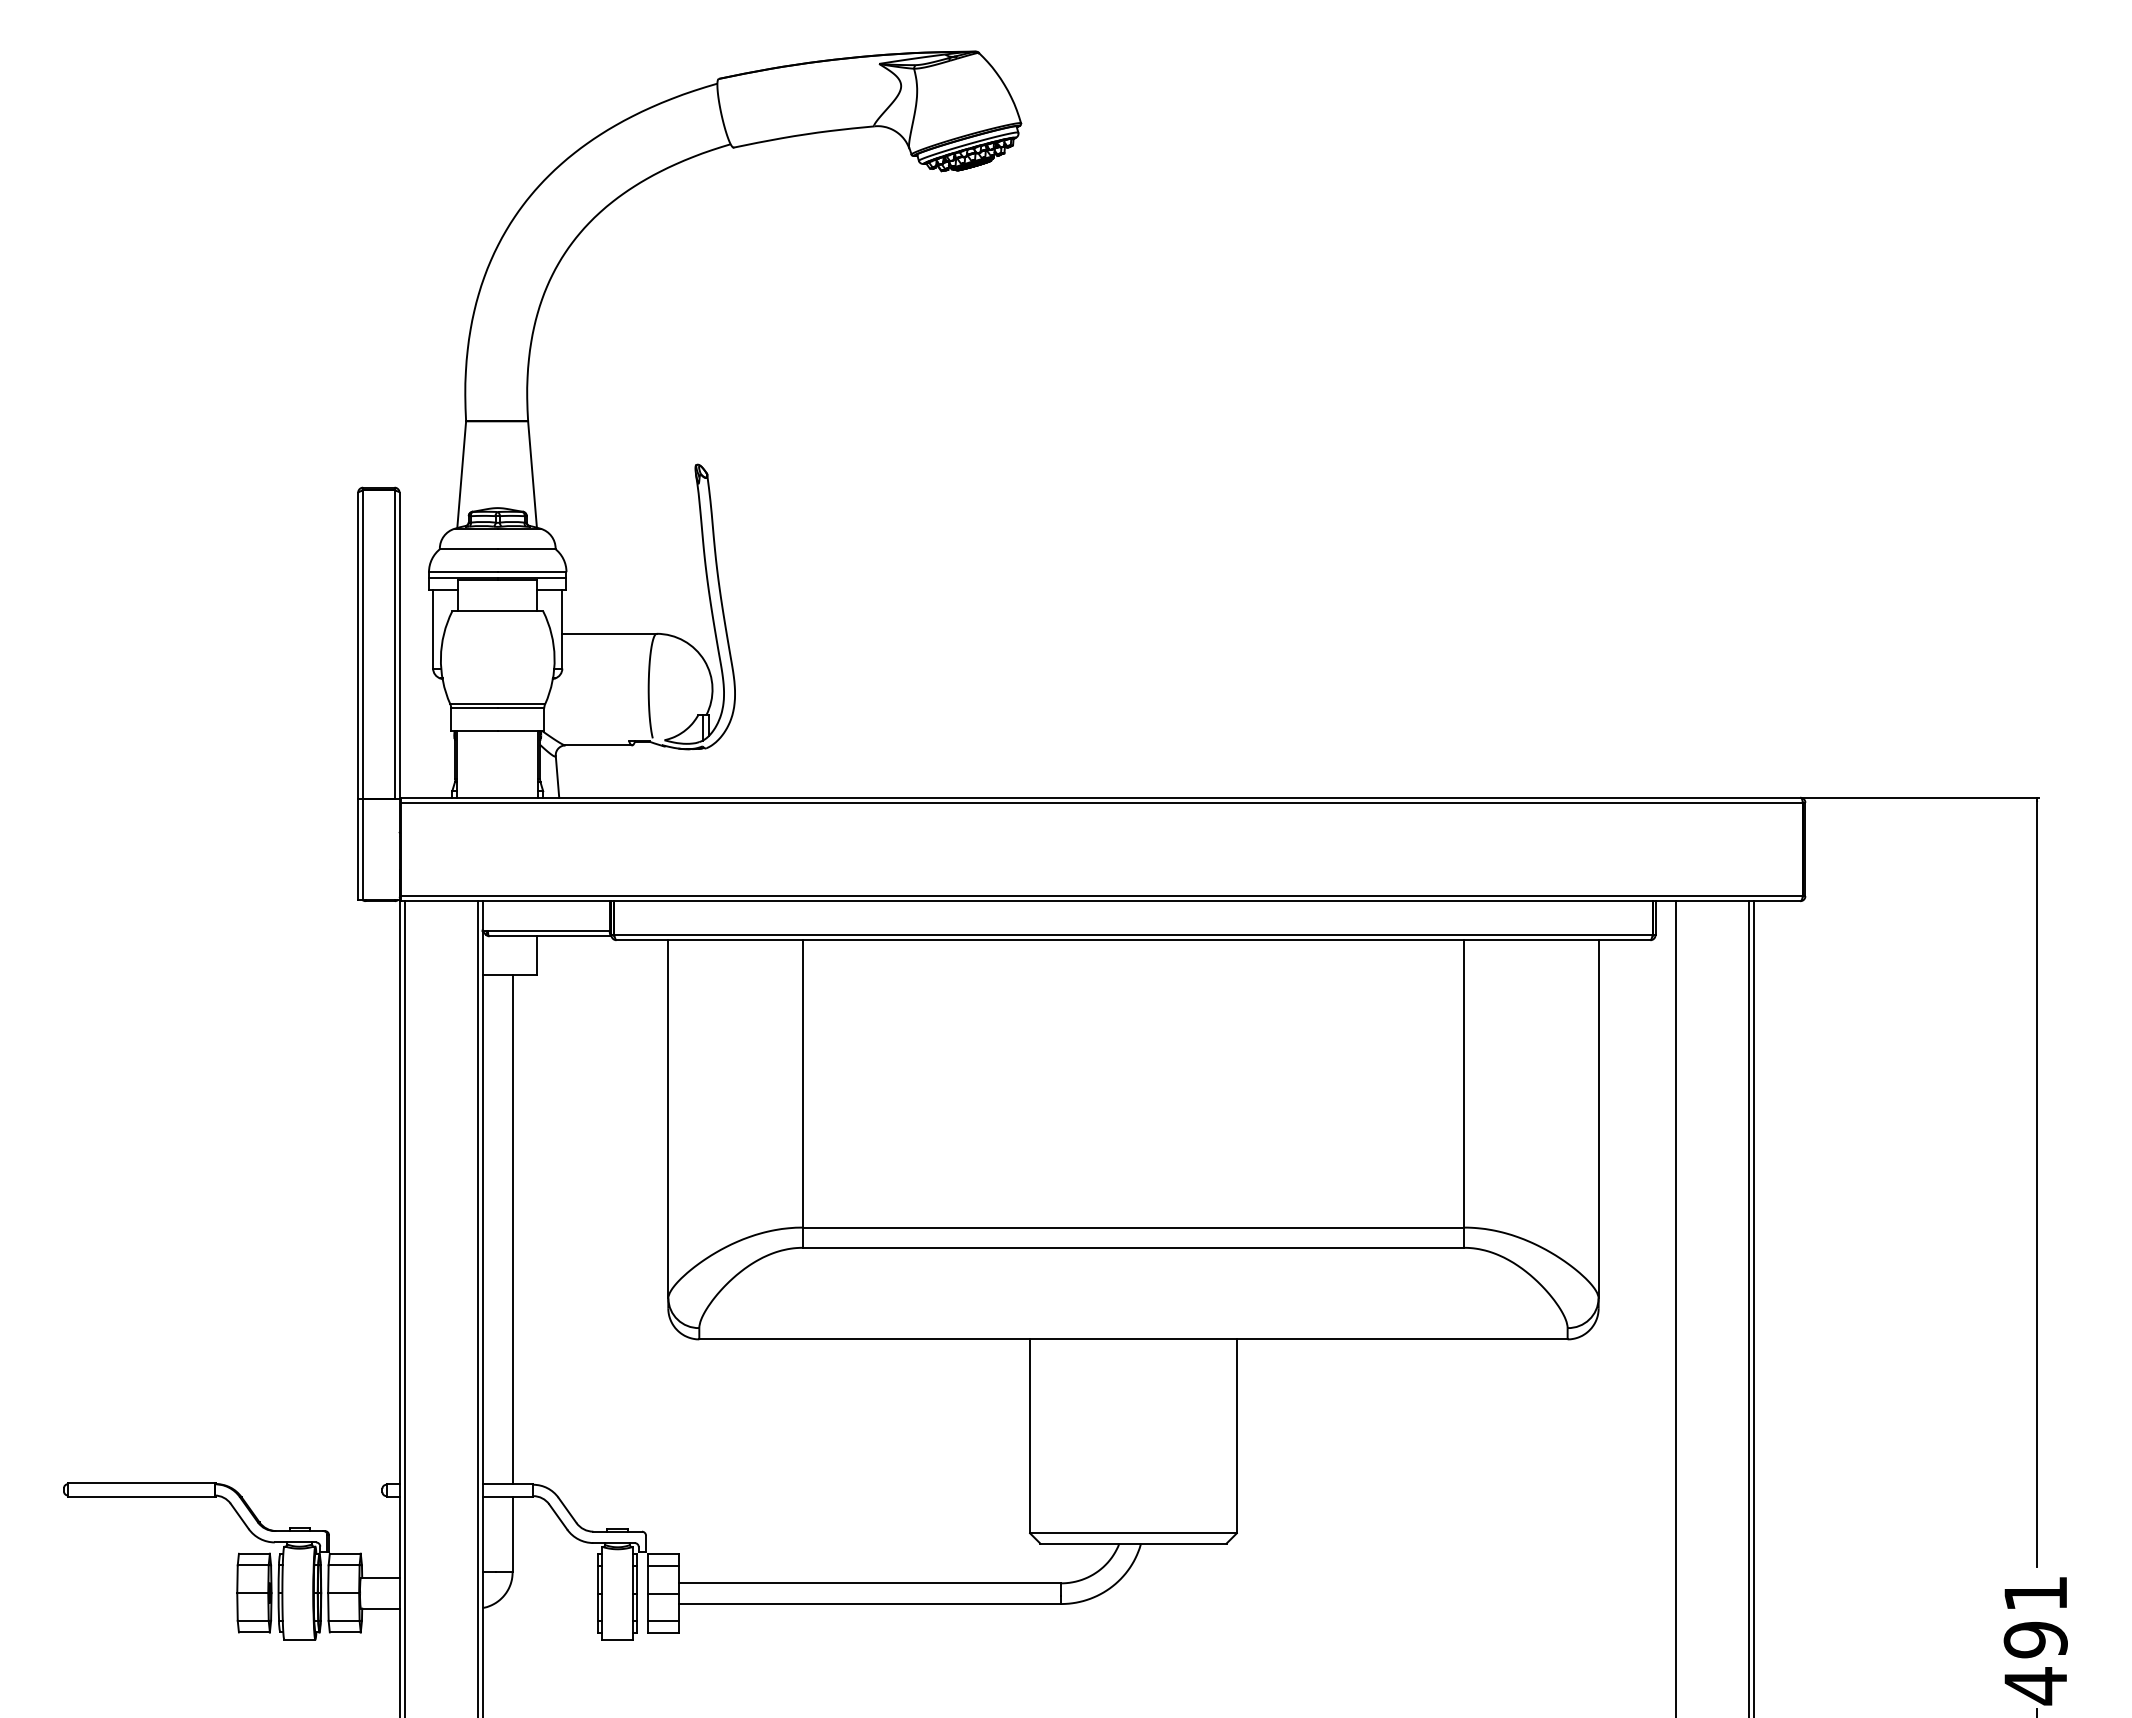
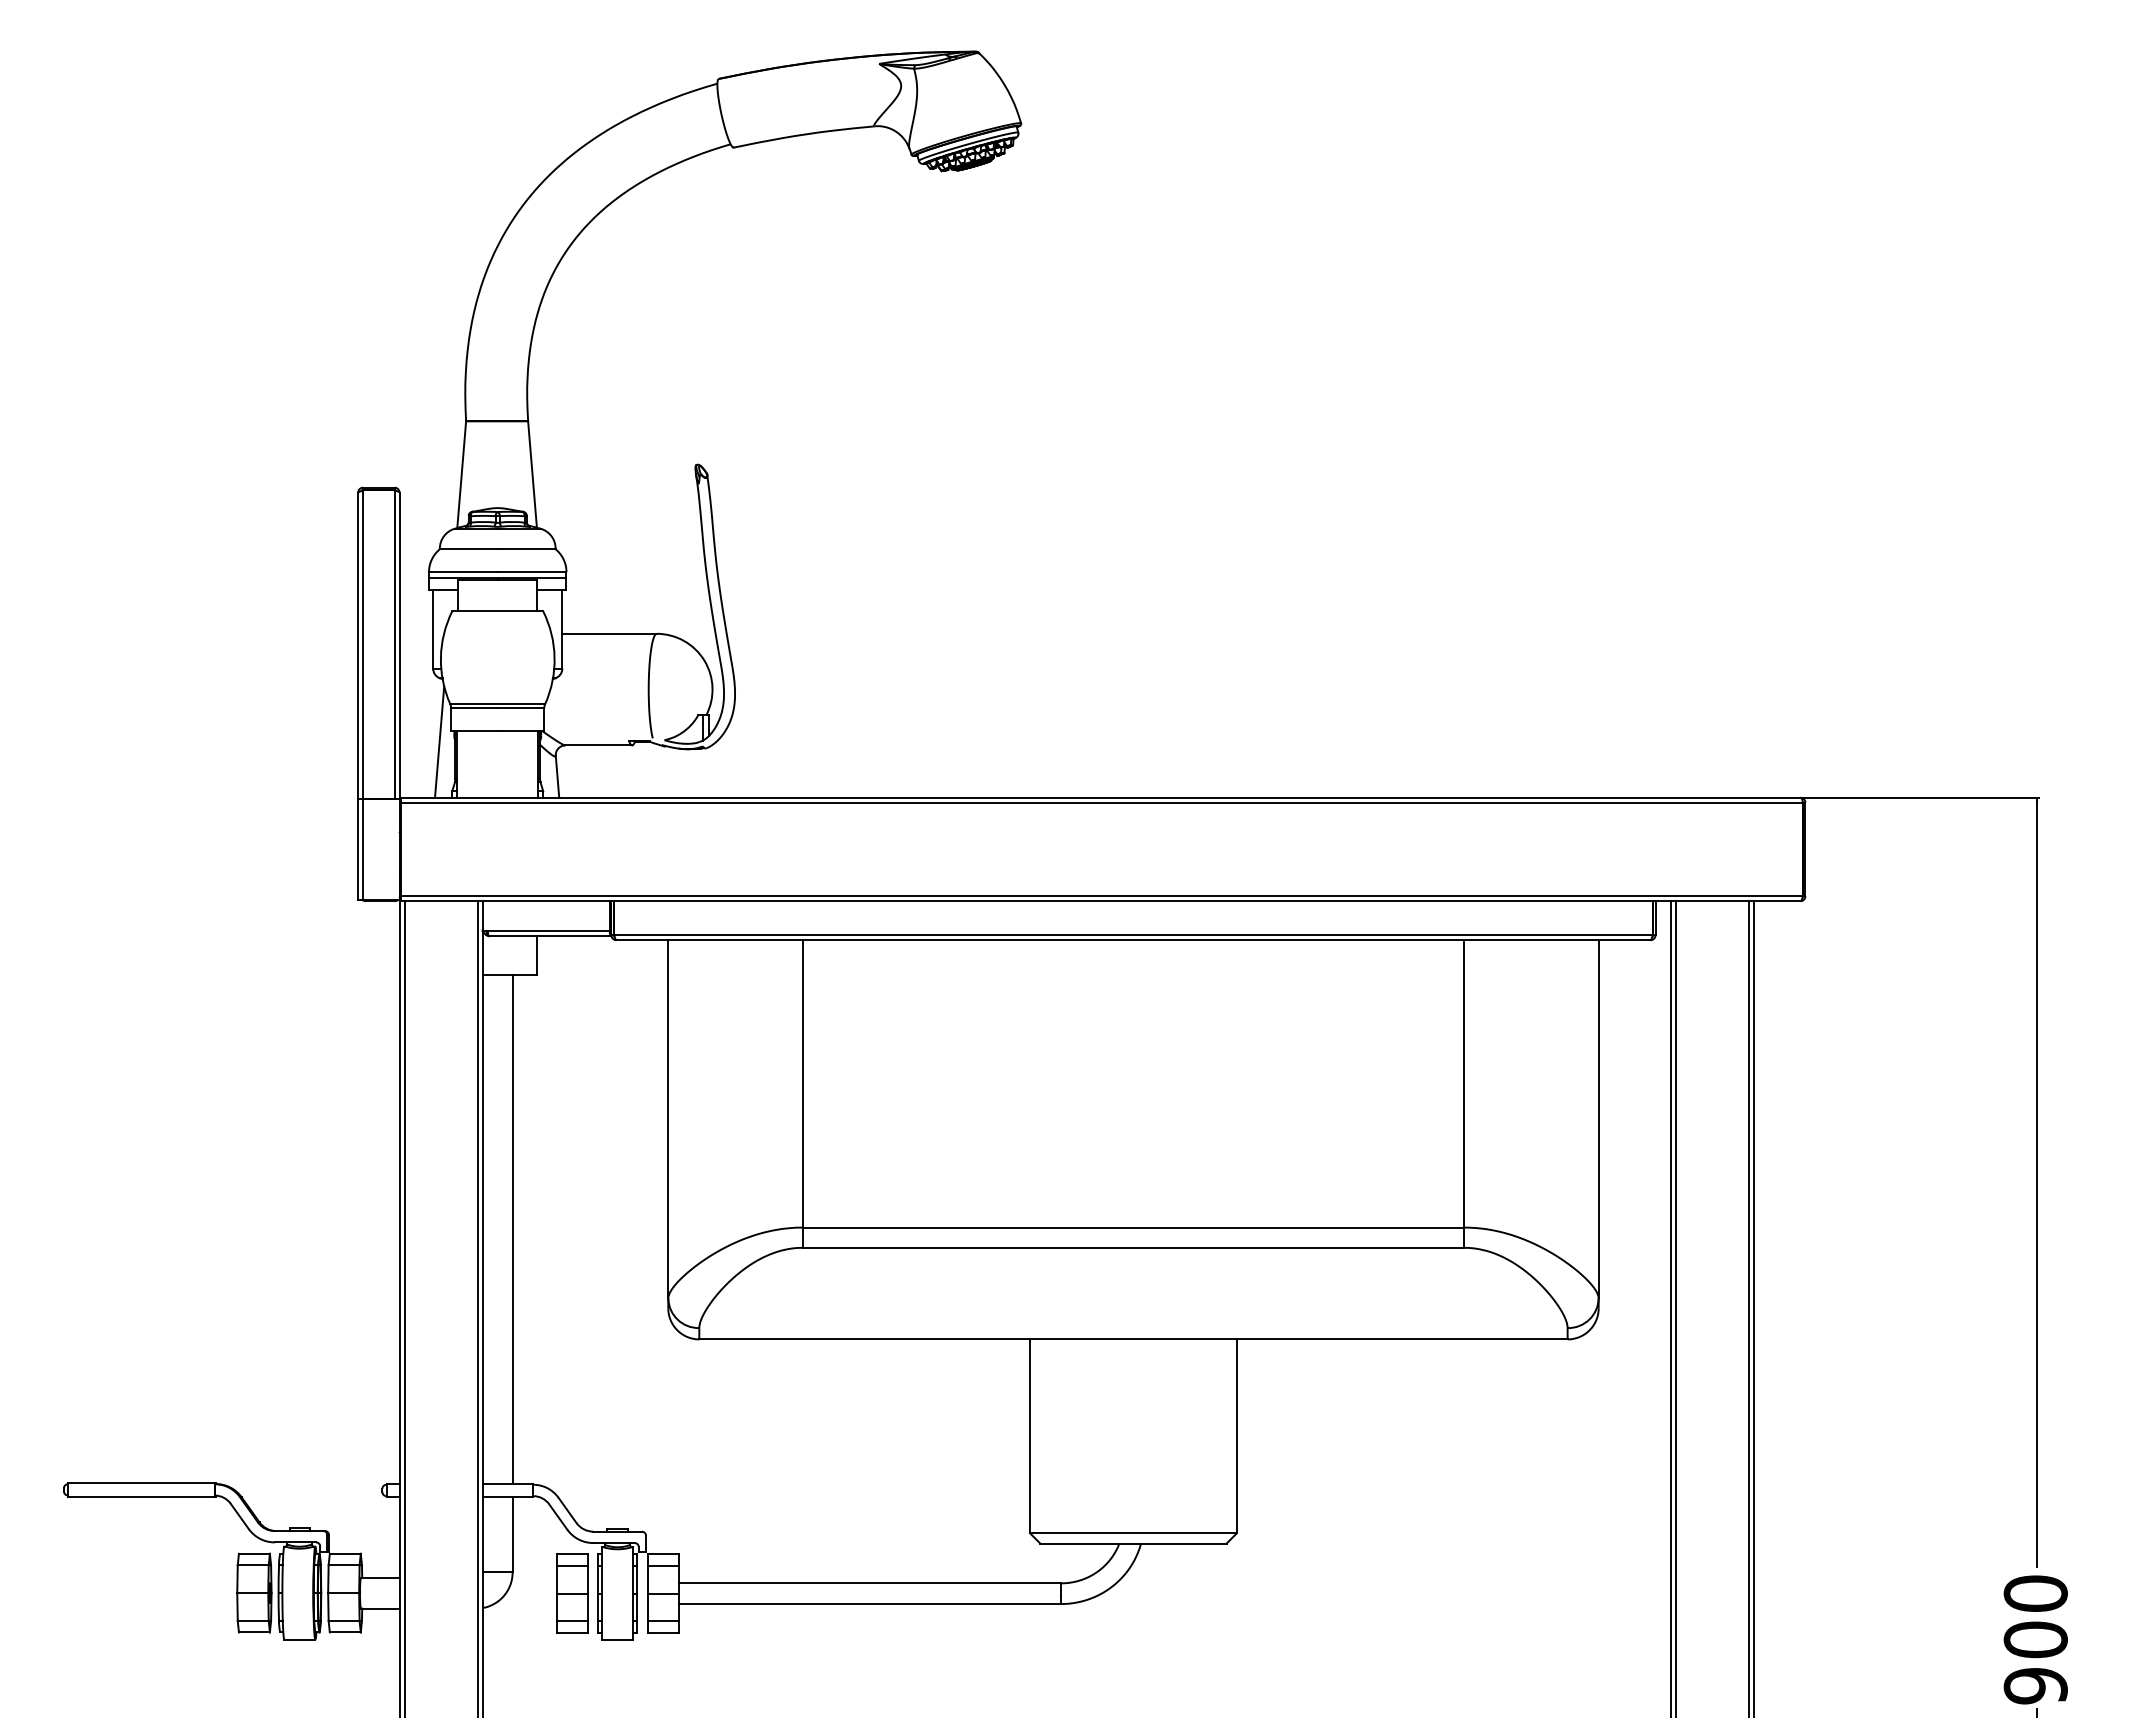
line: none -> present (439, 741)
line: none -> present (1671, 1307)
part: none -> present (572, 1593)
text: 491 -> 900 (2035, 1640)
